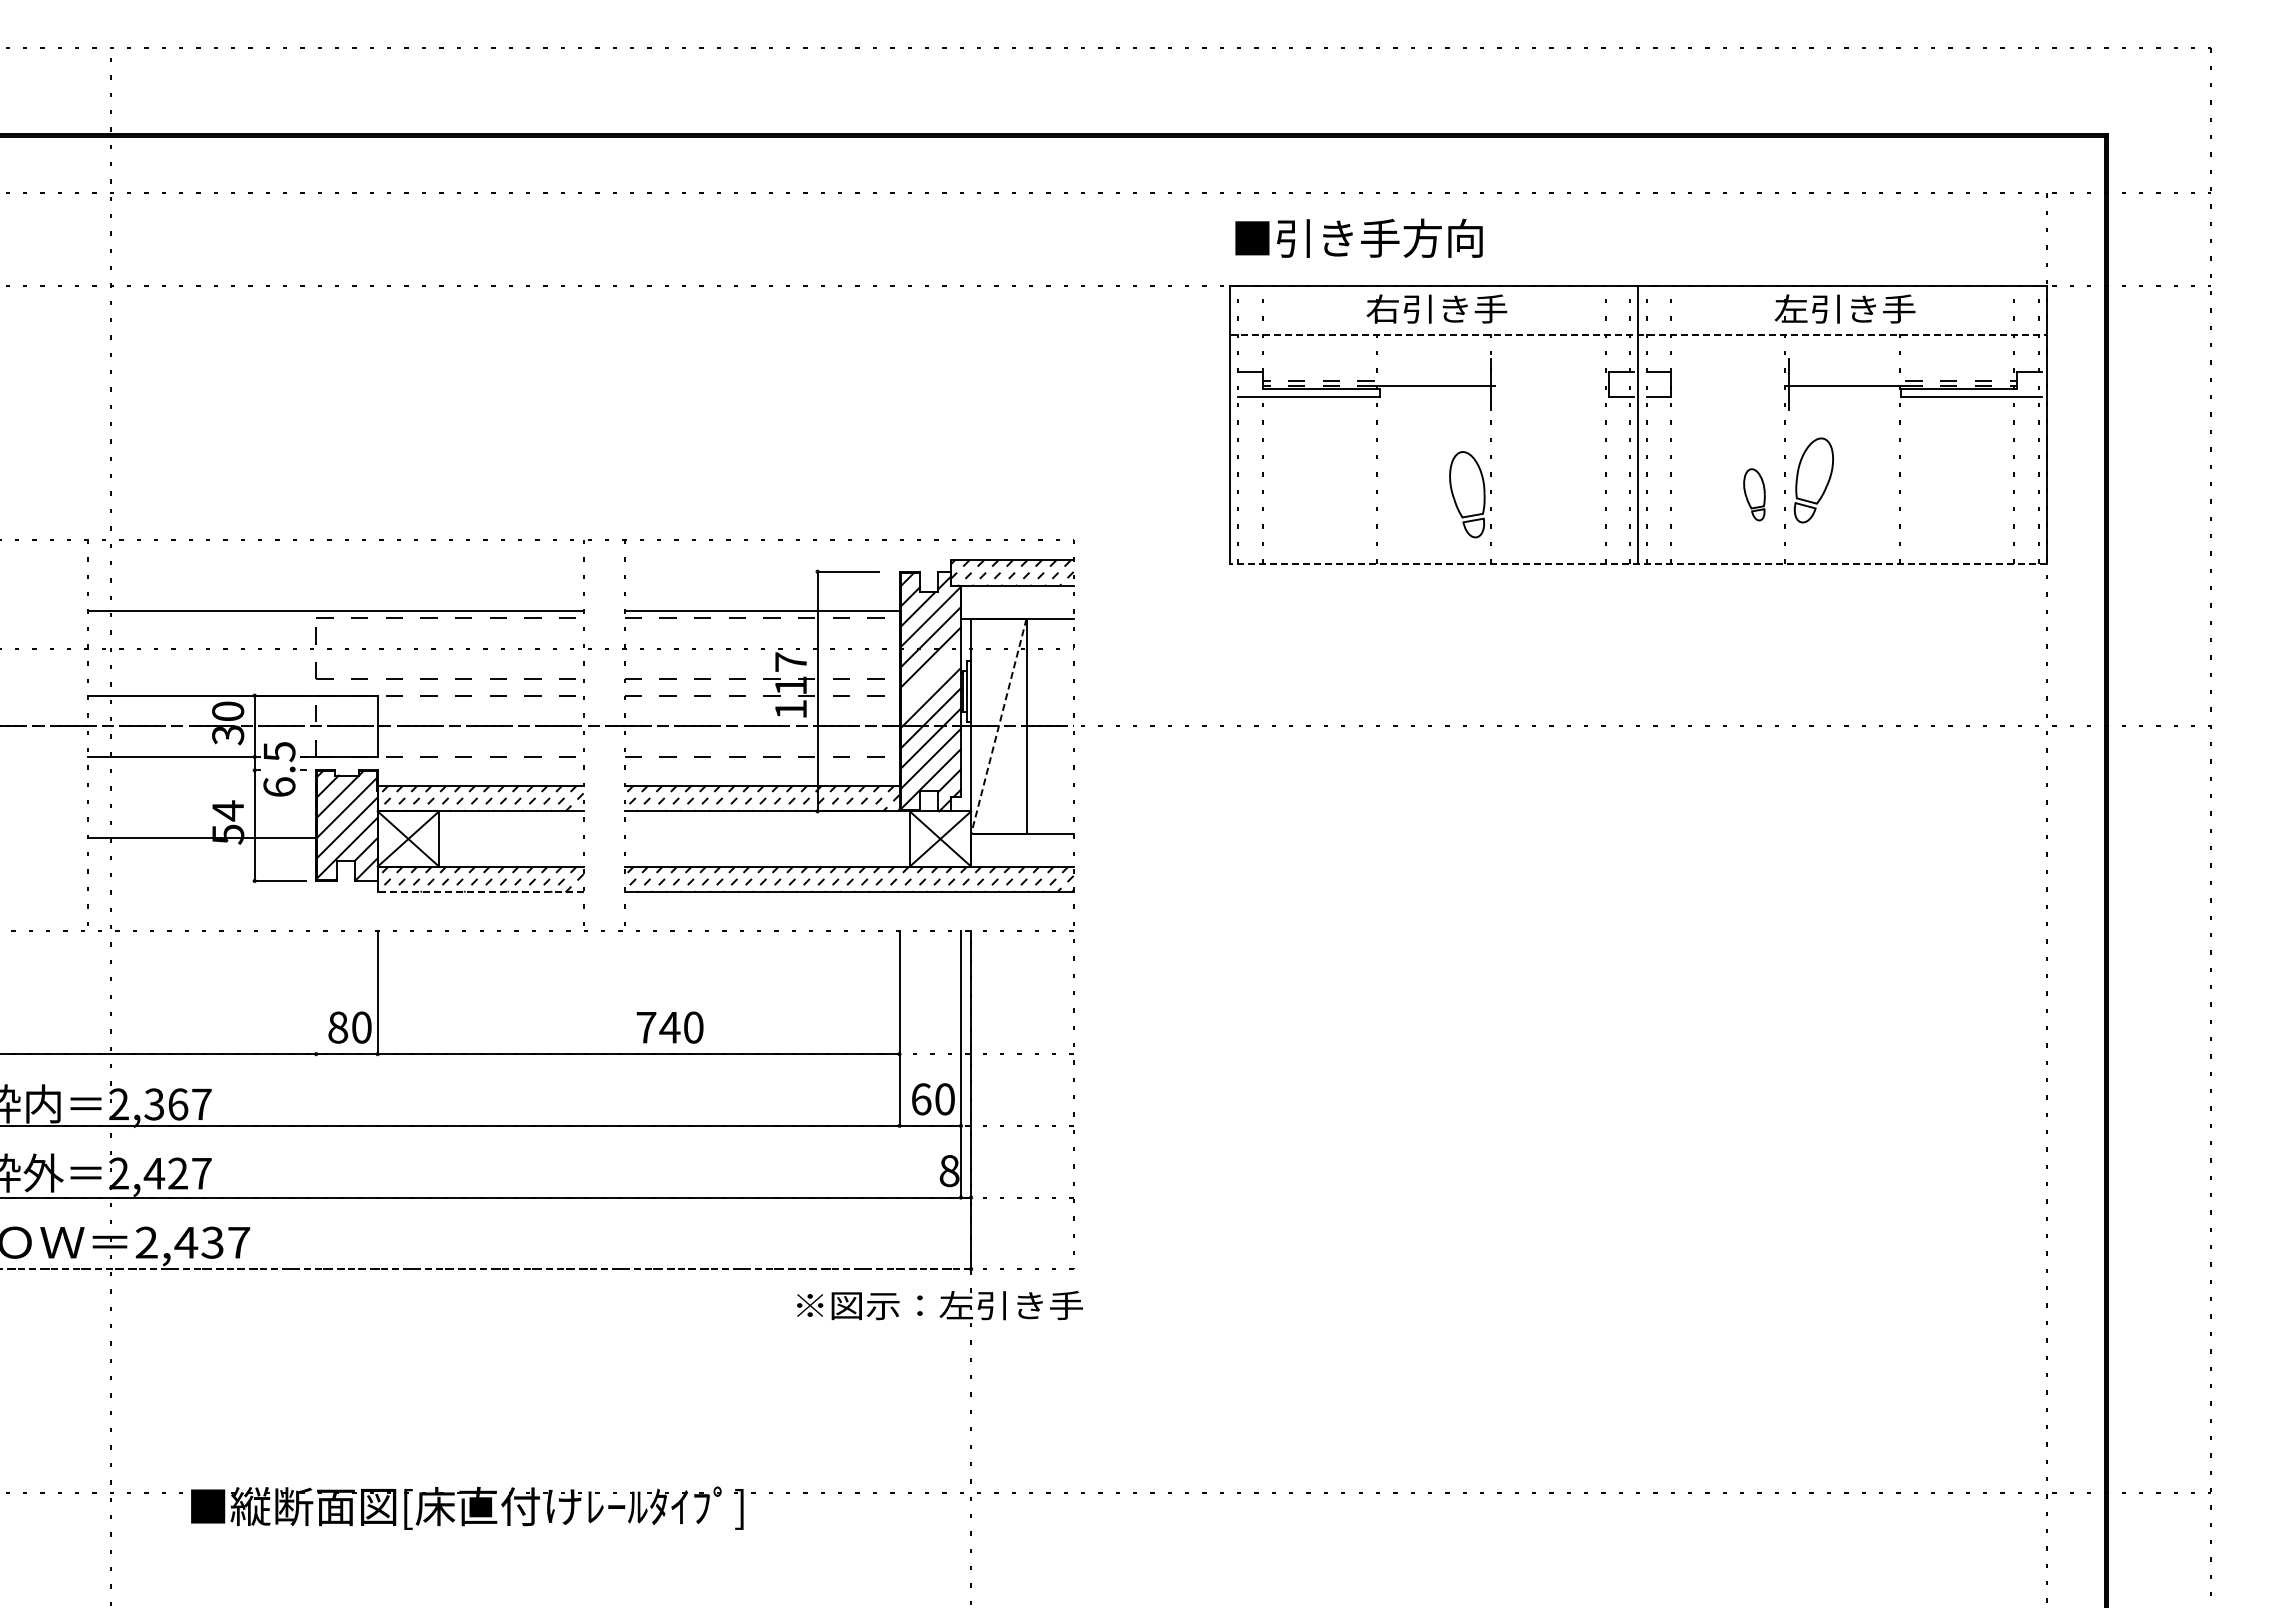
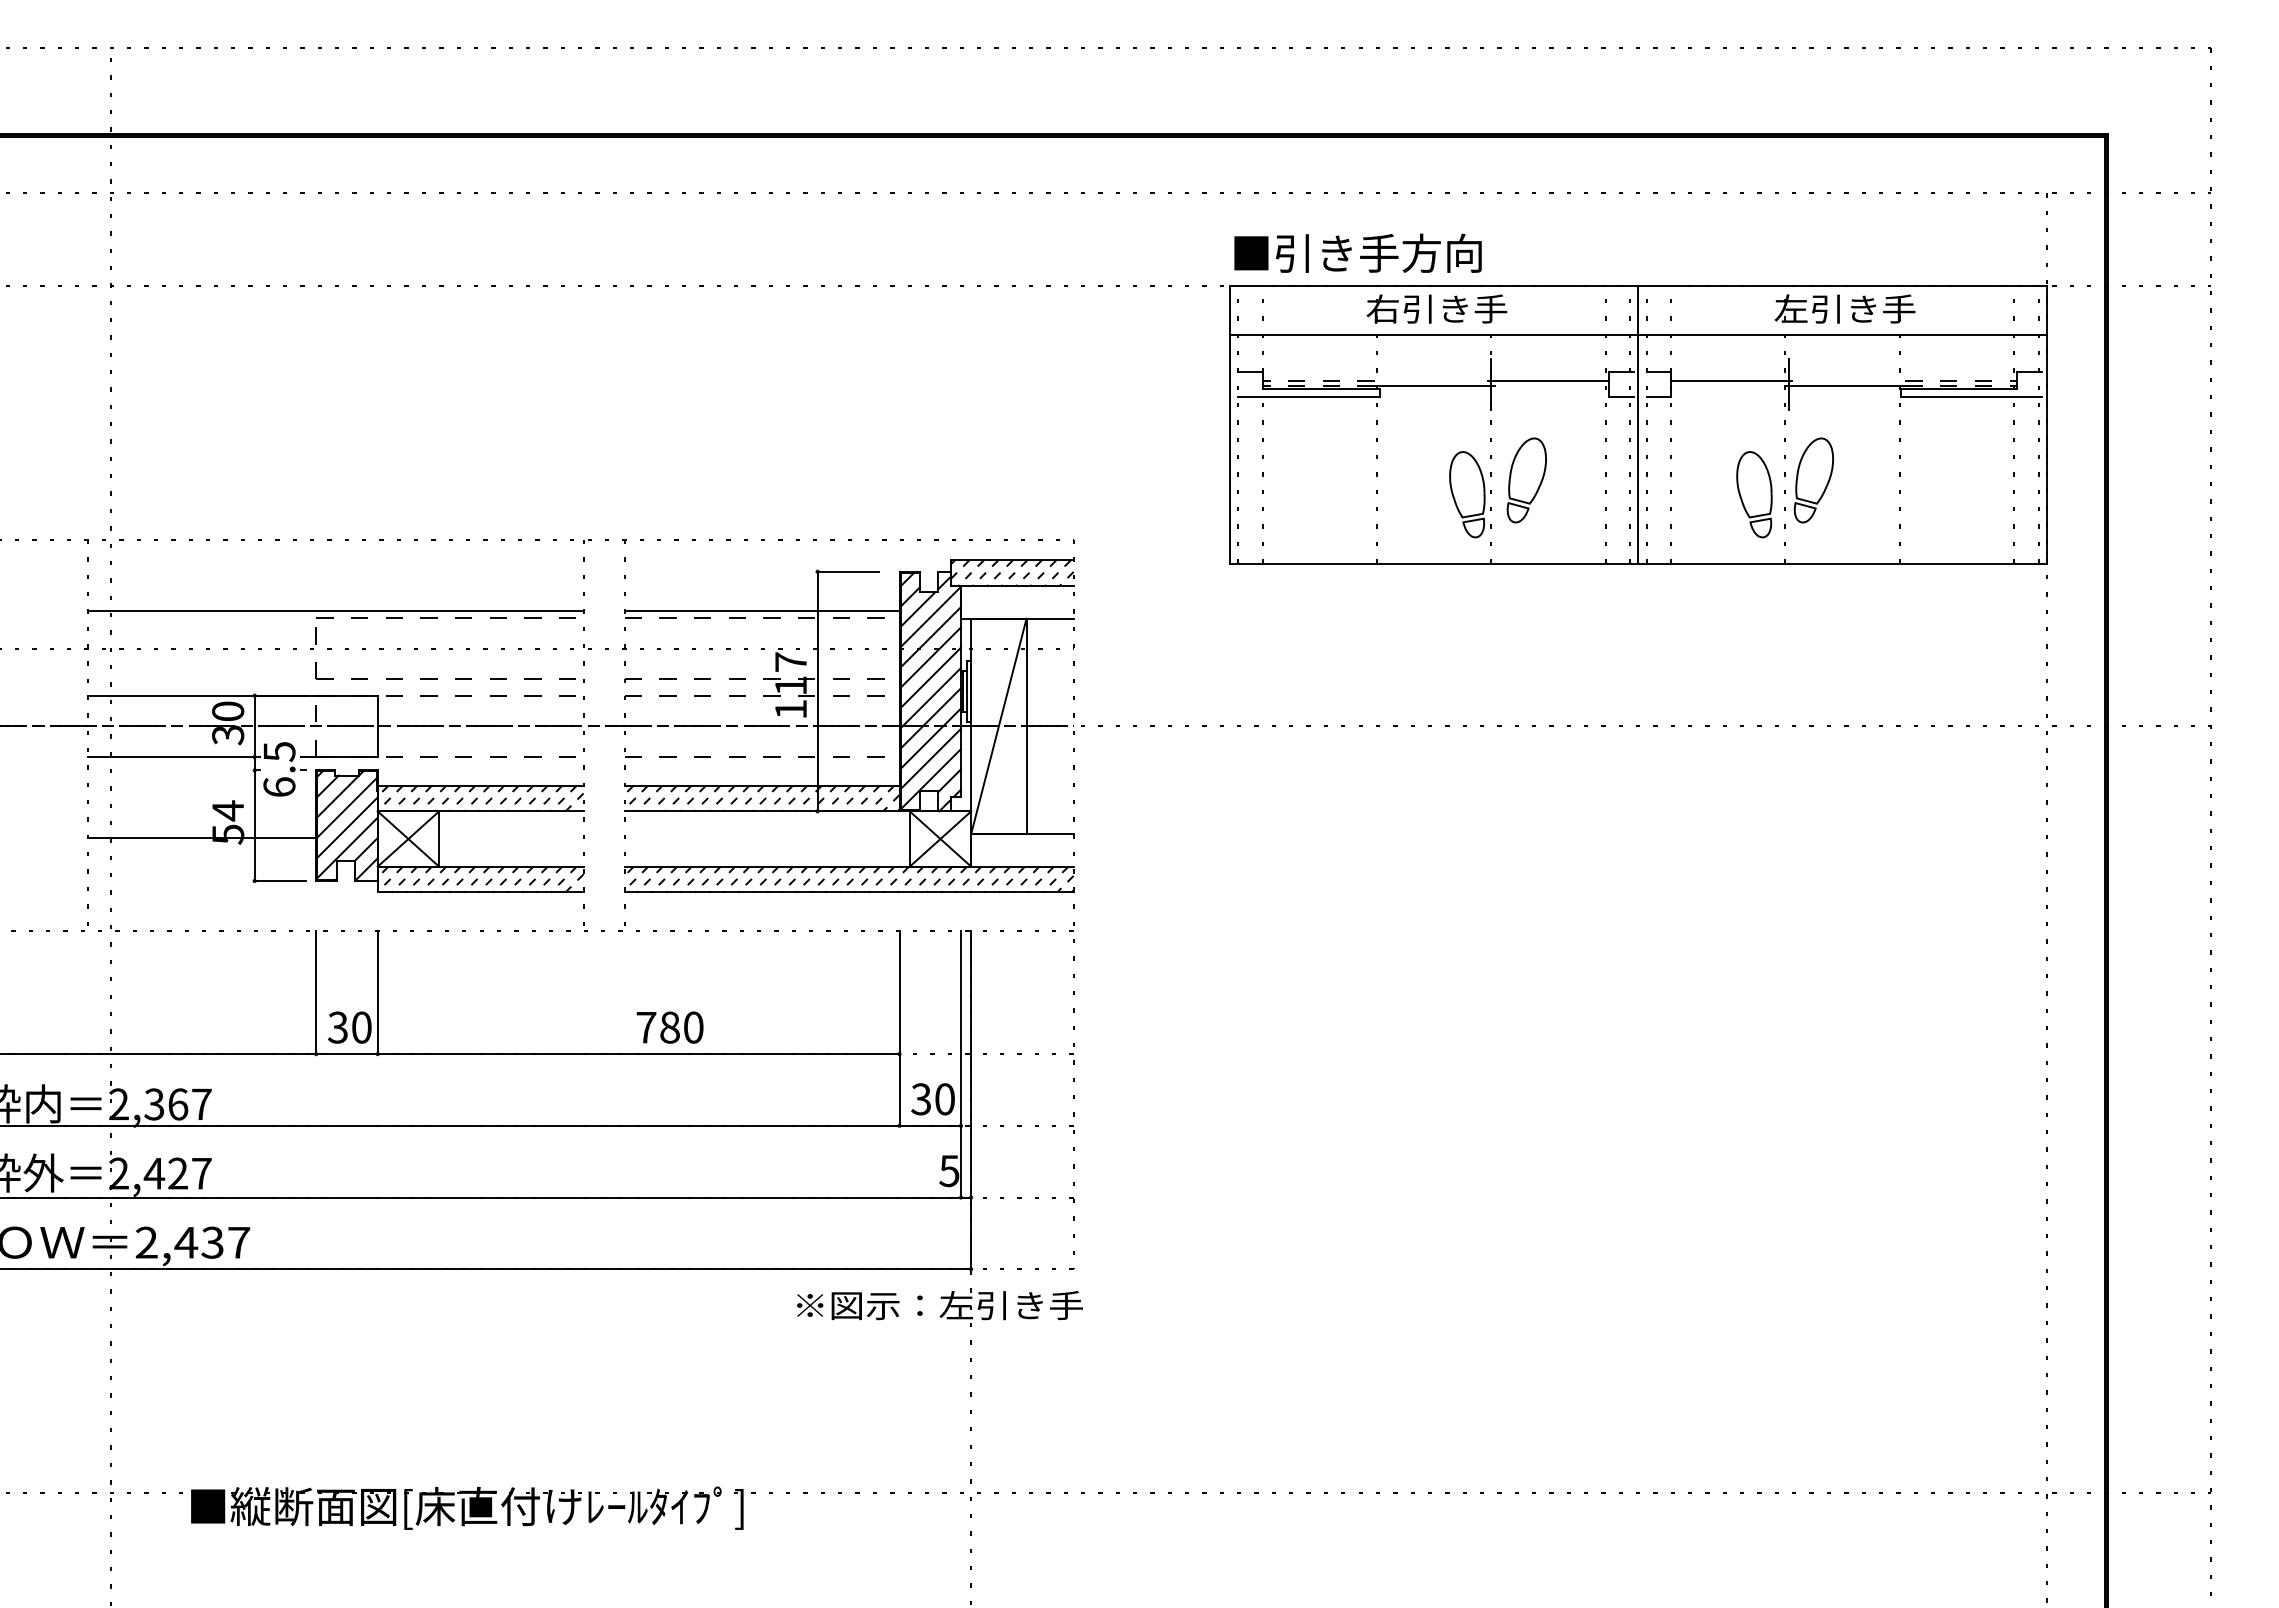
text position: (1358, 237) -> (1357, 252) (1357, 252)
line: dashed -> solid (1638, 334)
line: none -> present (1548, 380)
line: none -> present (1731, 380)
part: none -> present (1526, 480)
part size: 23x54 px -> 37x88 px (1754, 494)
line: dashed -> solid (1637, 563)
line: none -> present (930, 677)
line: dashed -> solid (998, 726)
line: dashed -> solid (480, 892)
line: none -> present (316, 992)
text: 80 -> 30 (338, 1027)
text: 740 -> 780 (669, 1027)
text: 60 -> 30 (921, 1099)
text: 8 -> 5 (949, 1171)
line: dashed -> solid (485, 1269)
